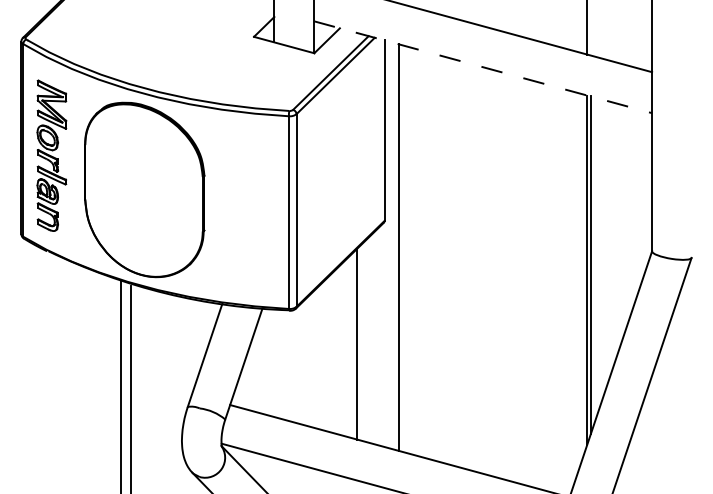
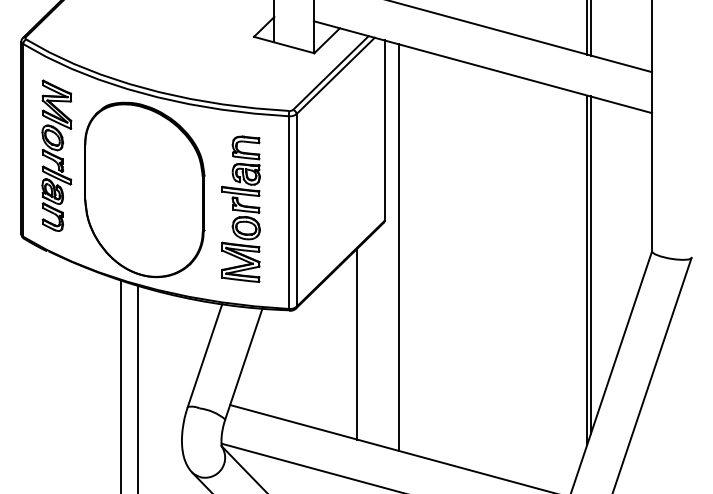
line: none -> present (590, 28)
line: dashed -> solid (483, 67)
part position: (51, 155) -> (56, 155) (56, 155)
part: none -> present (240, 208)
line position: (130, 387) -> (137, 387) (137, 387)
